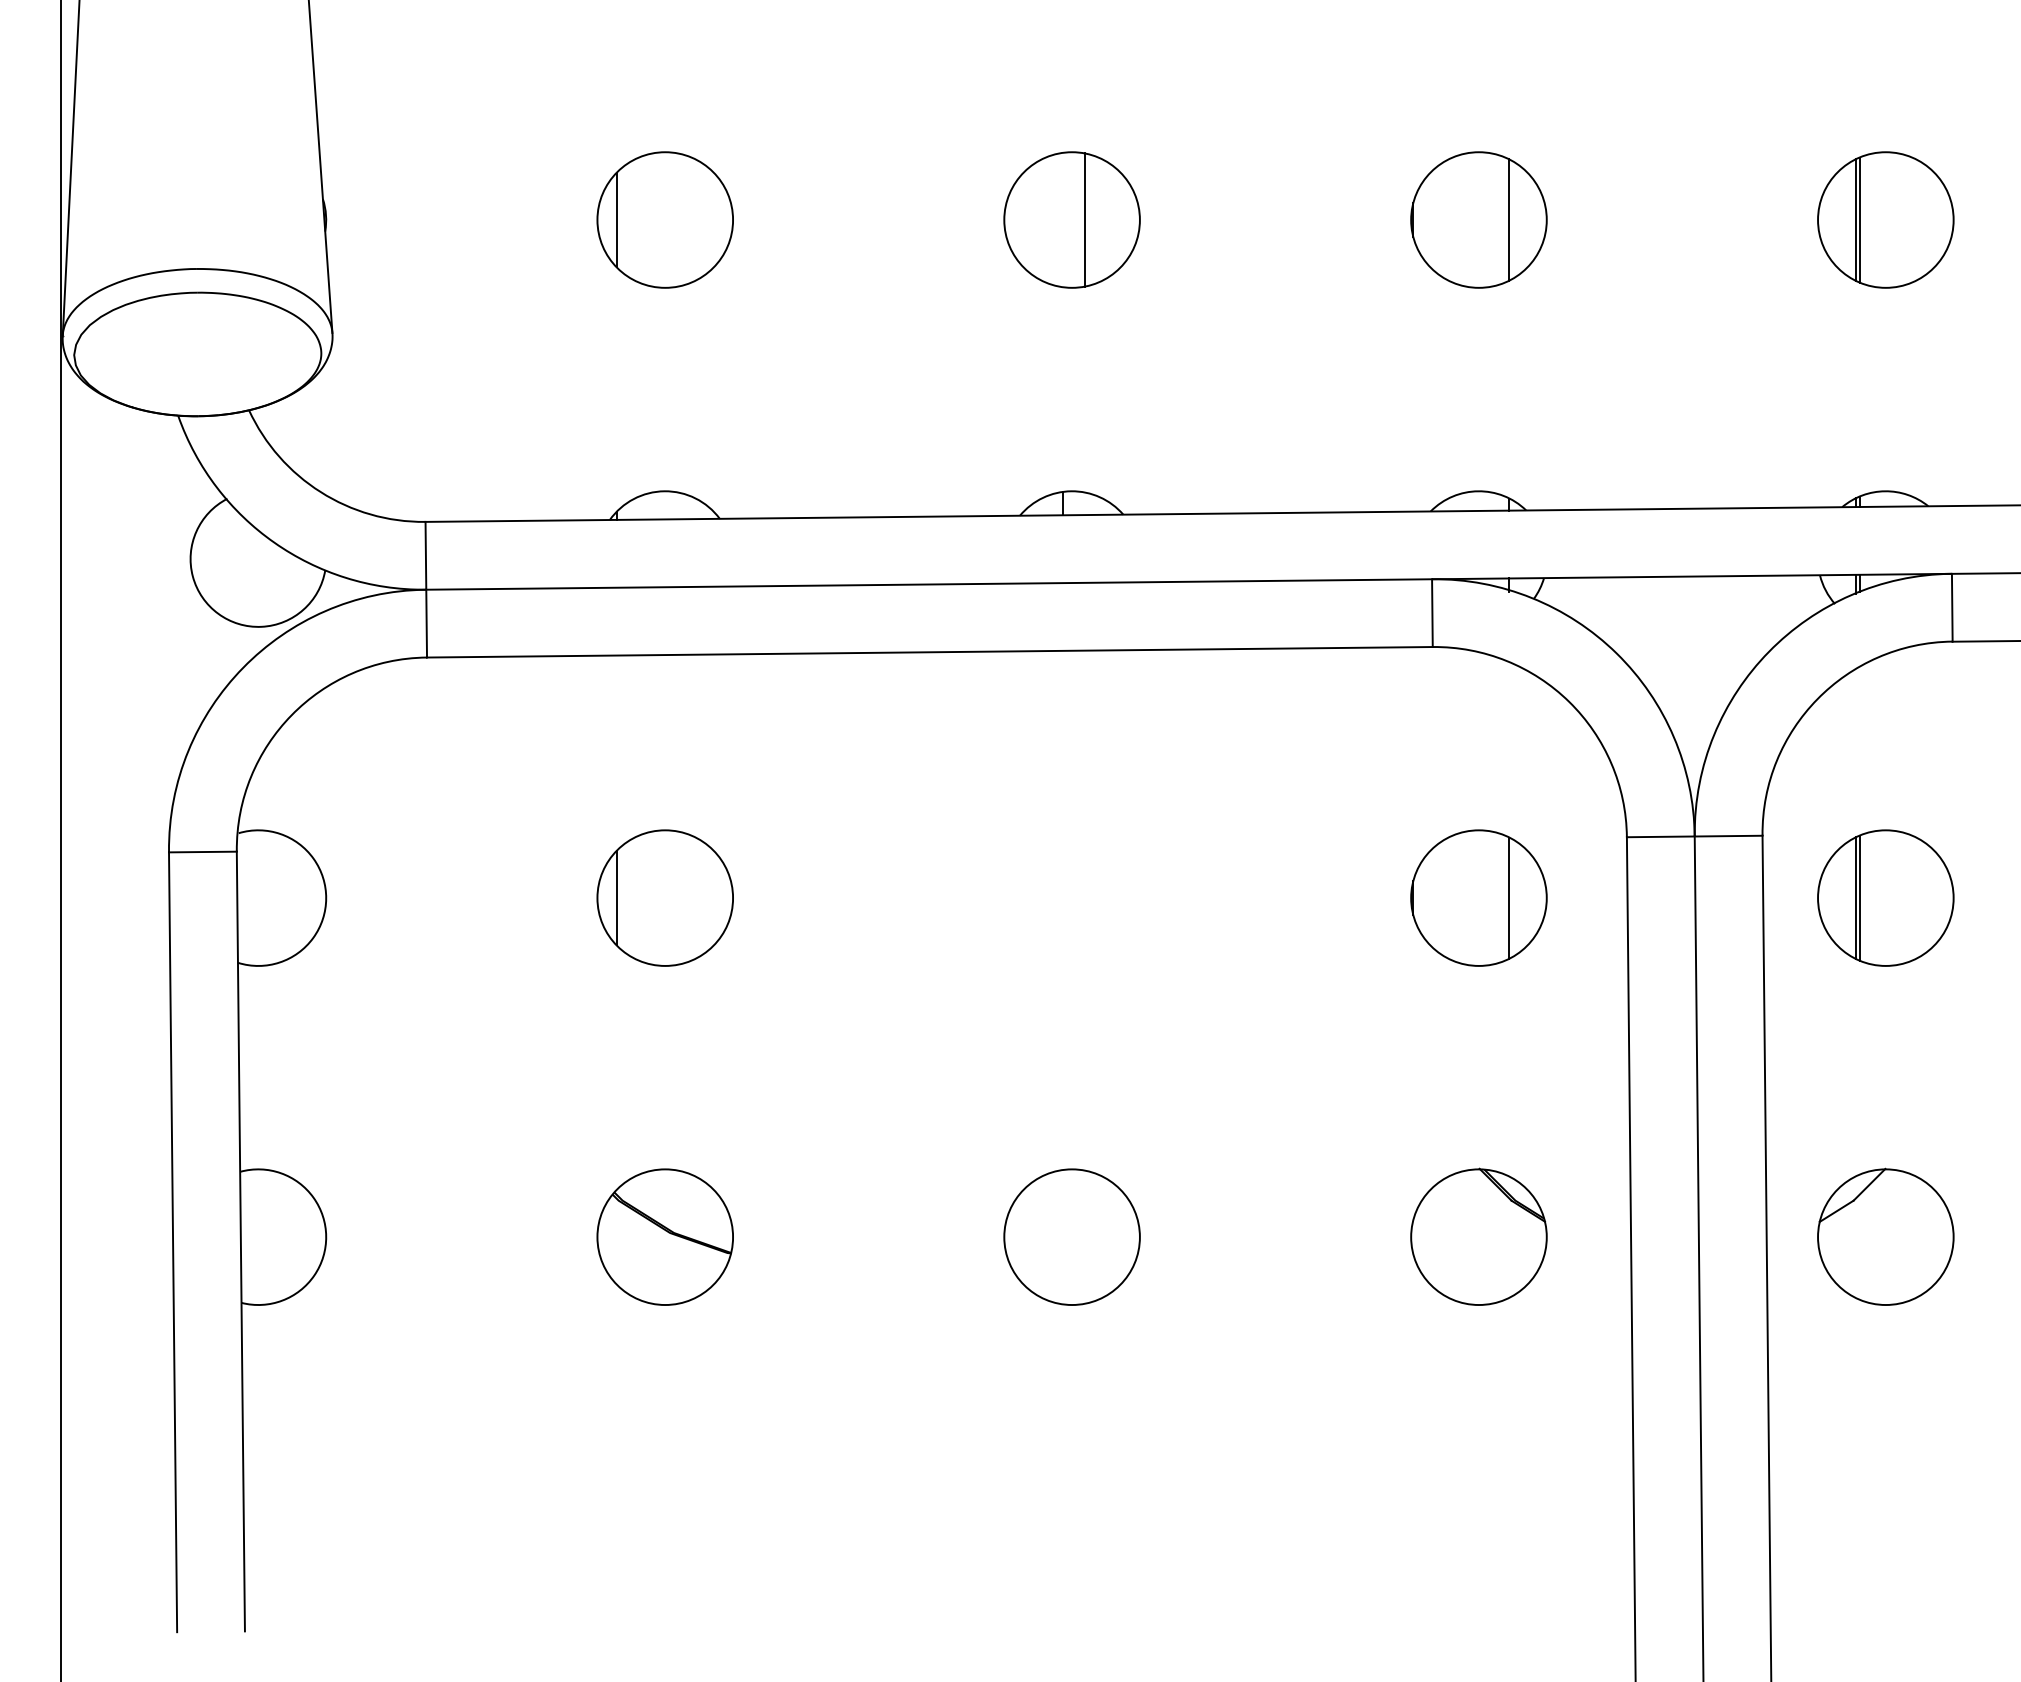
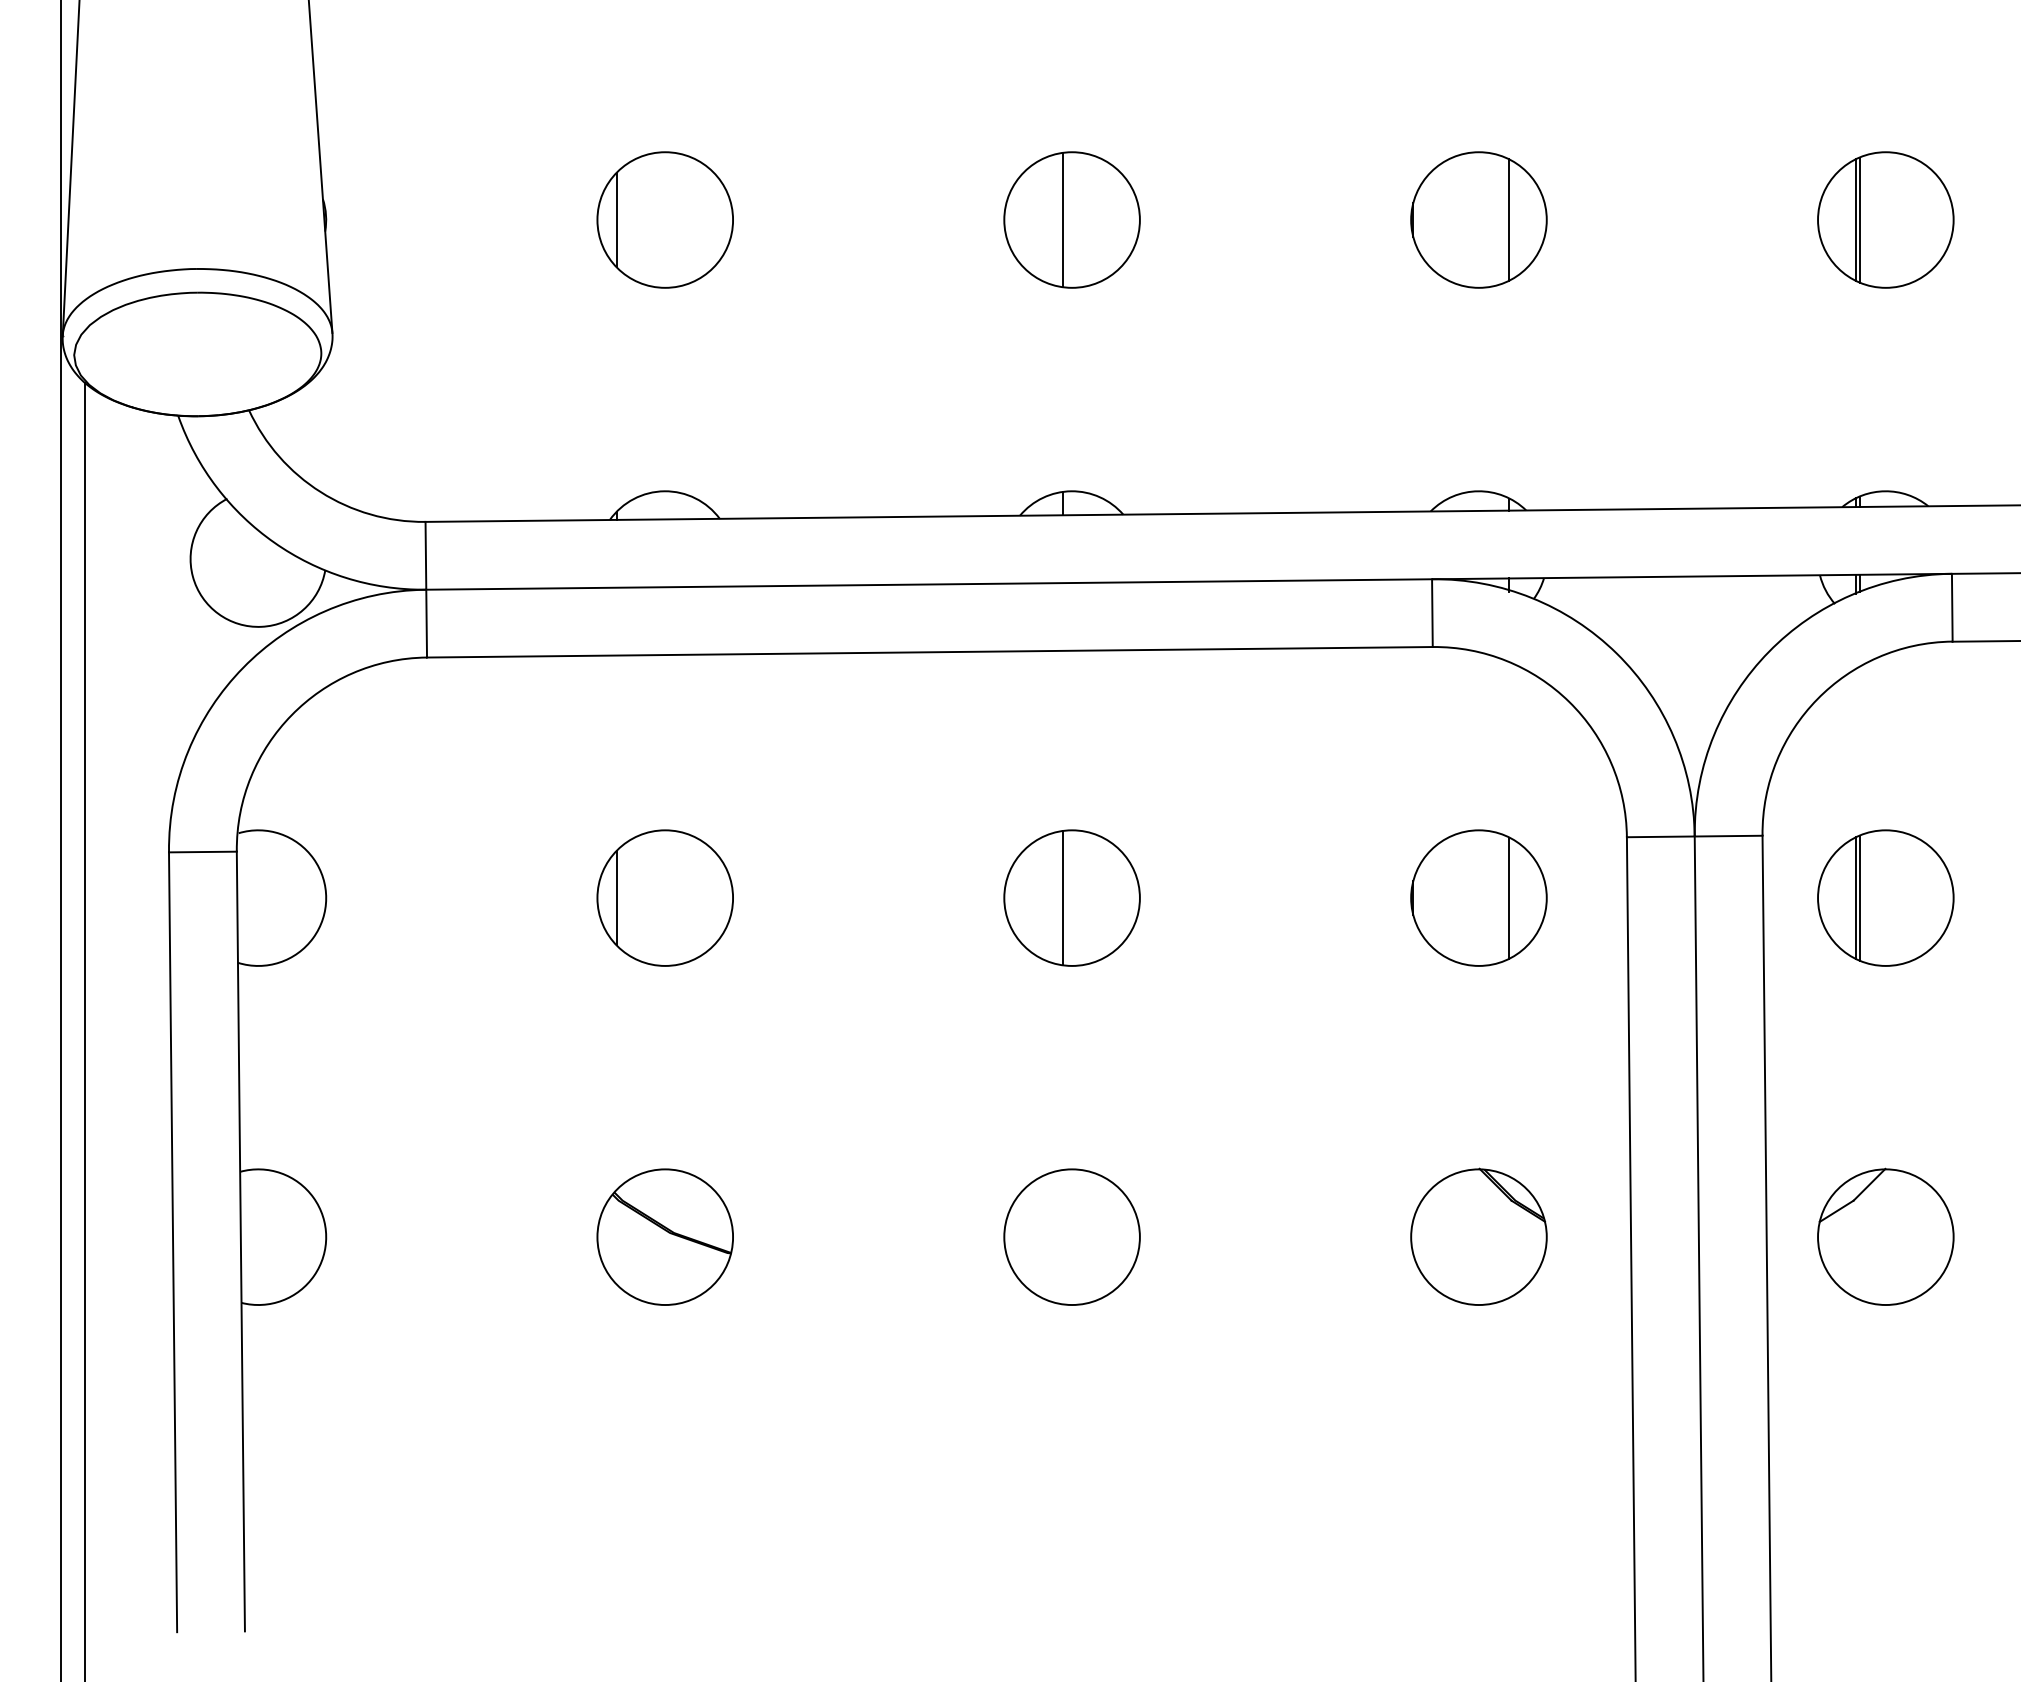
line position: (1084, 219) -> (1062, 219) (1062, 219)
part: none -> present (1071, 897)
line: none -> present (85, 1030)
